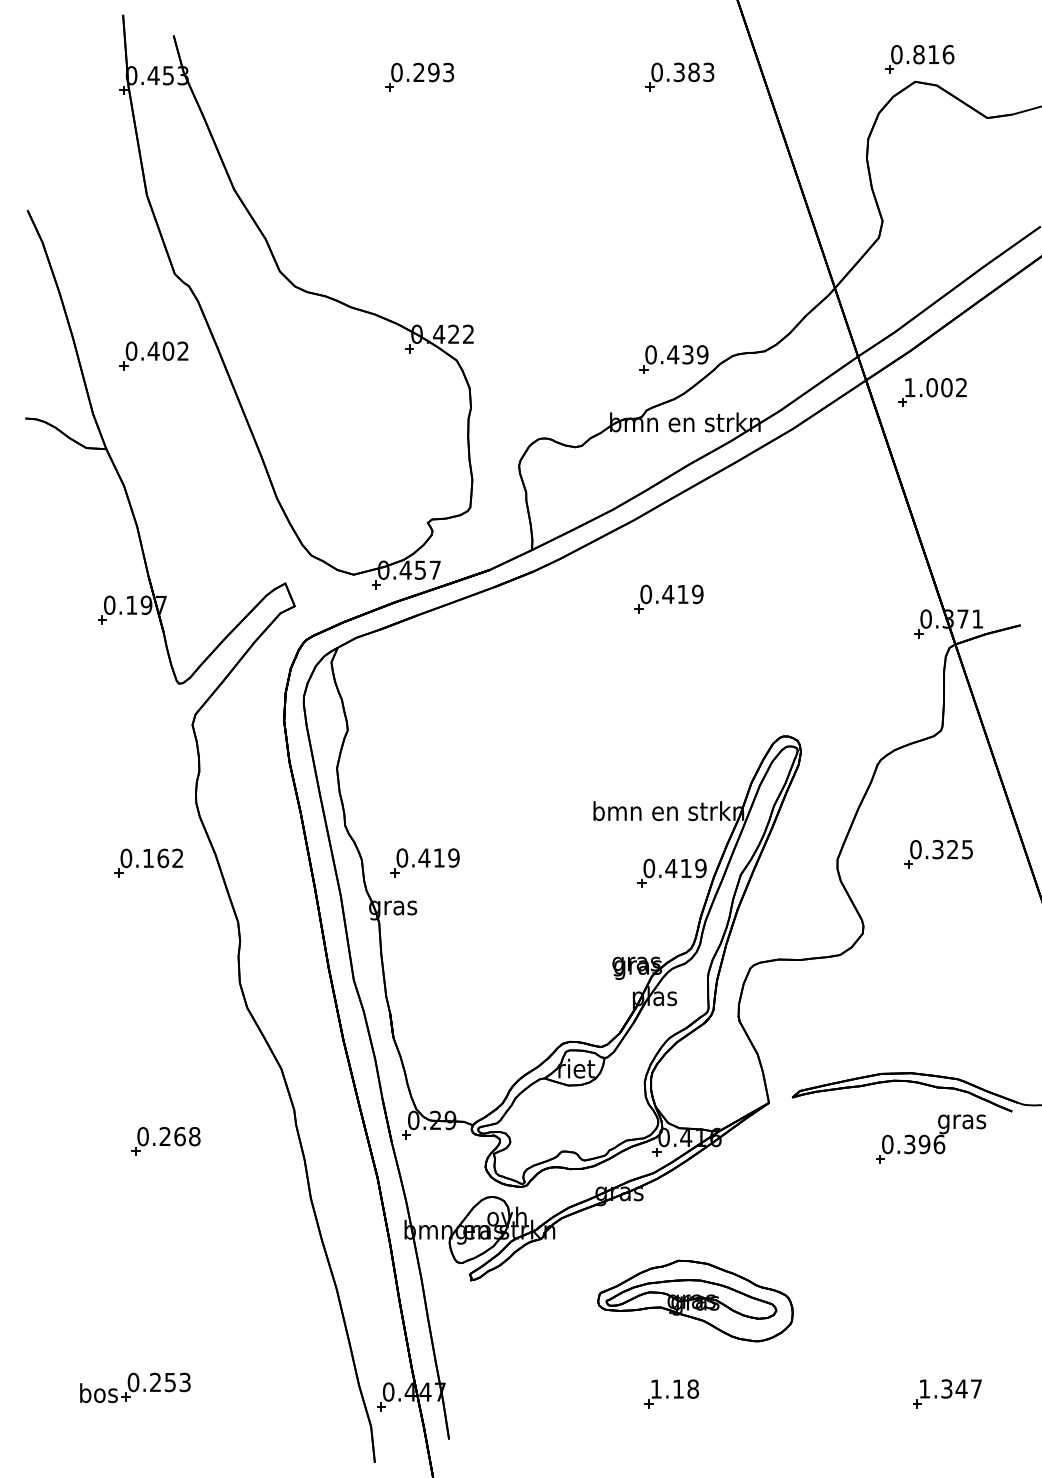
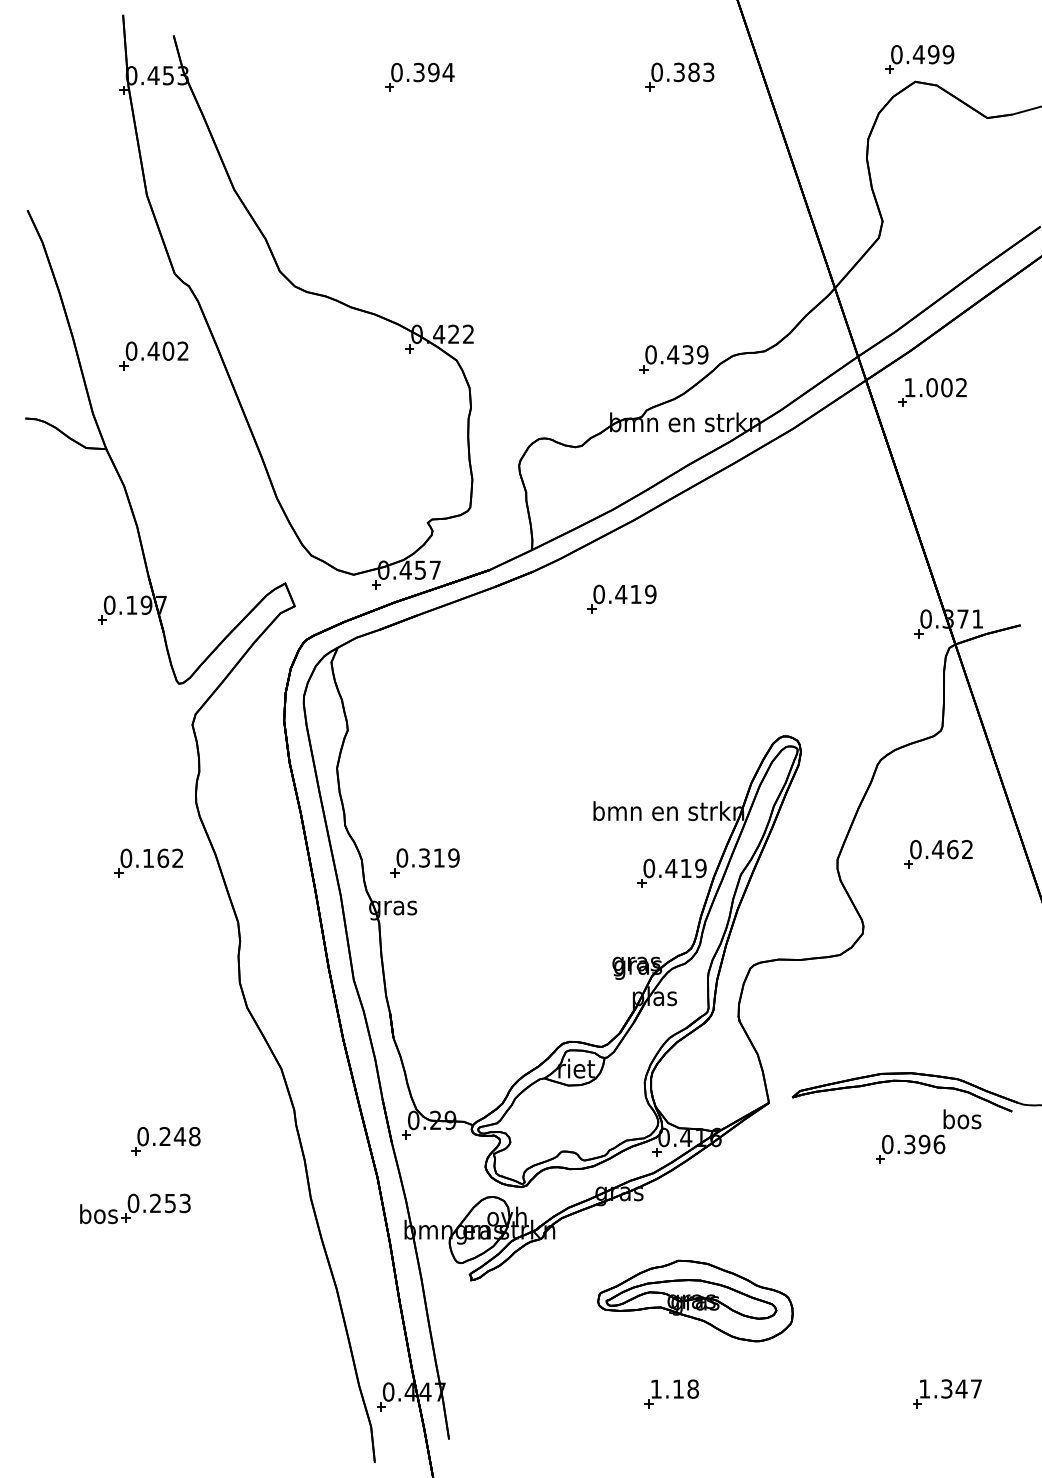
text: 0.816 -> 0.499 (933, 54)
text: 0.293 -> 0.394 (433, 72)
part position: (668, 598) -> (621, 598) (621, 598)
text: 0.325 -> 0.462 (951, 849)
text: 0.419 -> 0.319 (424, 857)
text: gras -> bos (962, 1121)
text: 0.268 -> 0.248 (179, 1136)
part position: (135, 1387) -> (135, 1208) (135, 1208)
